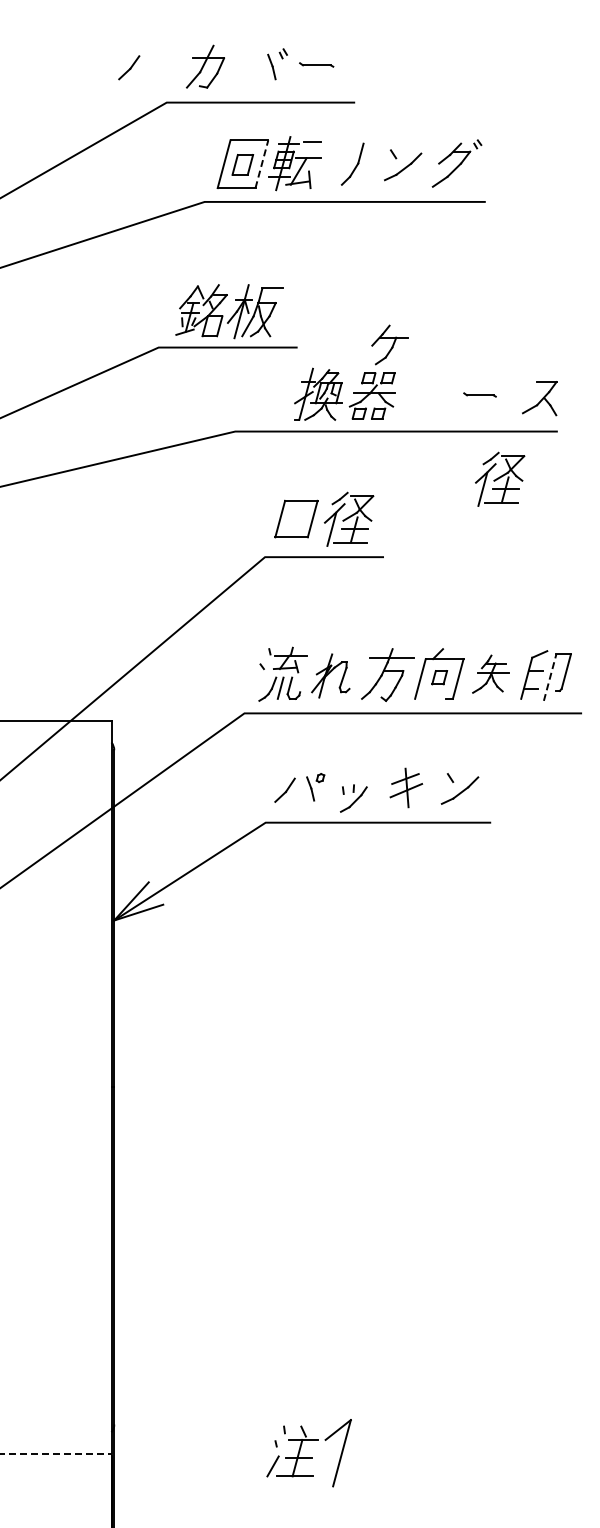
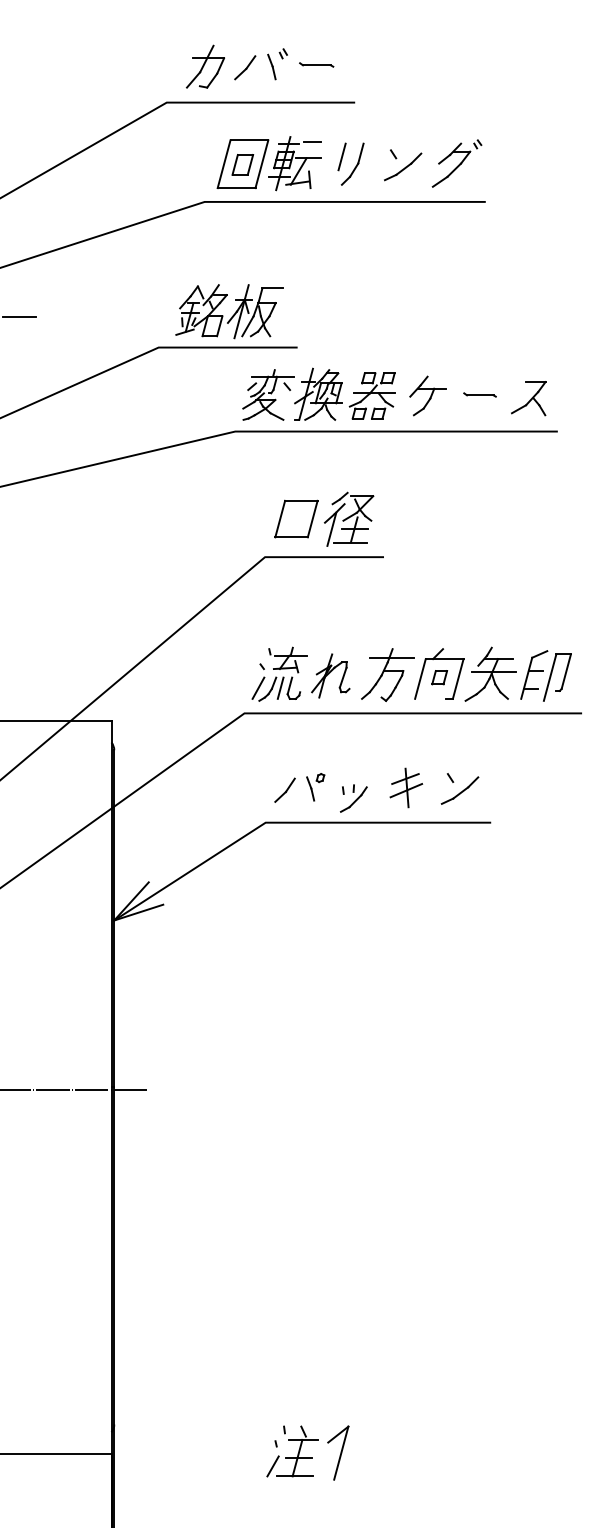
part position: (129, 67) -> (245, 67) (245, 67)
line: none -> present (341, 156)
line: dashed -> solid (261, 164)
line: none -> present (19, 316)
part position: (389, 344) -> (427, 395) (427, 395)
part: none -> present (268, 394)
part position: (539, 398) -> (528, 398) (528, 398)
part: present -> none (500, 478)
part size: 38x40 px -> 53x56 px (490, 673)
line: dashed -> solid (550, 677)
line: none -> present (258, 687)
line: none -> present (74, 1090)
line: dashed -> solid (56, 1453)
part size: 28x69 px -> 23x56 px (338, 1452)
